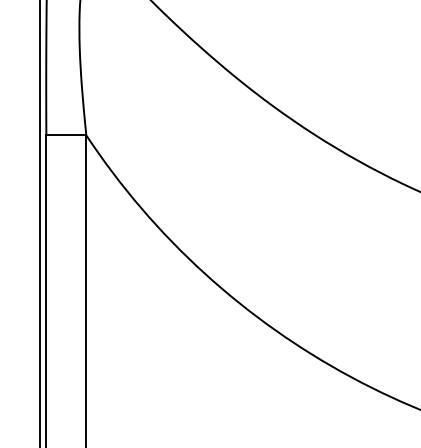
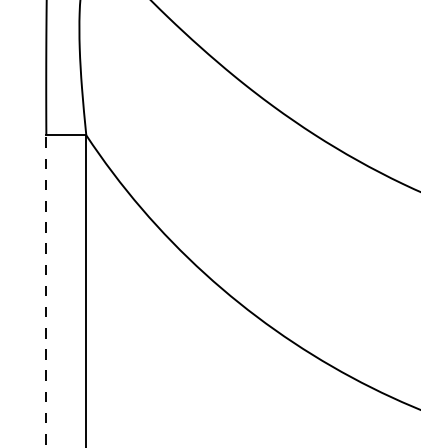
line: present -> none (40, 223)
line: solid -> dashed (46, 291)
